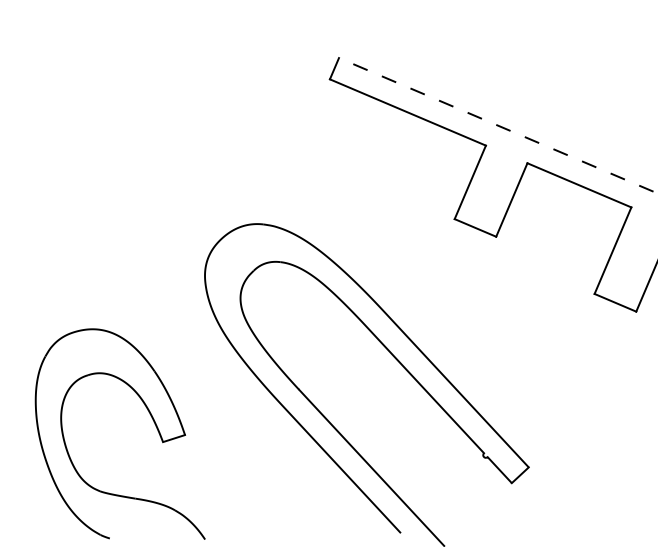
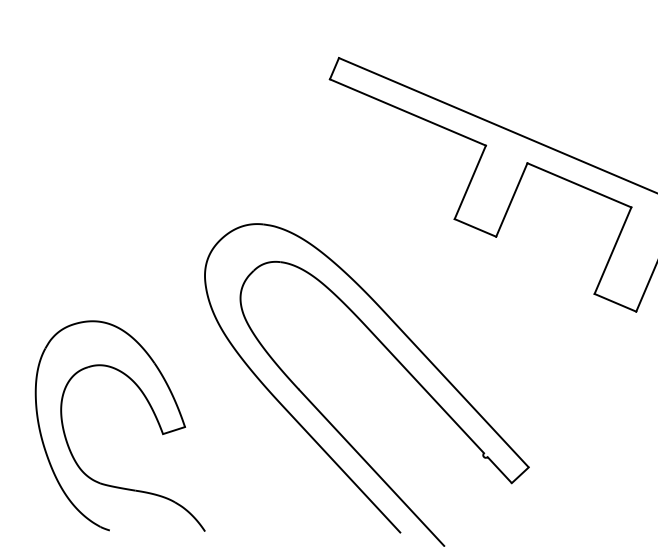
line: dashed -> solid (498, 125)
part position: (151, 418) -> (151, 410) (151, 410)
